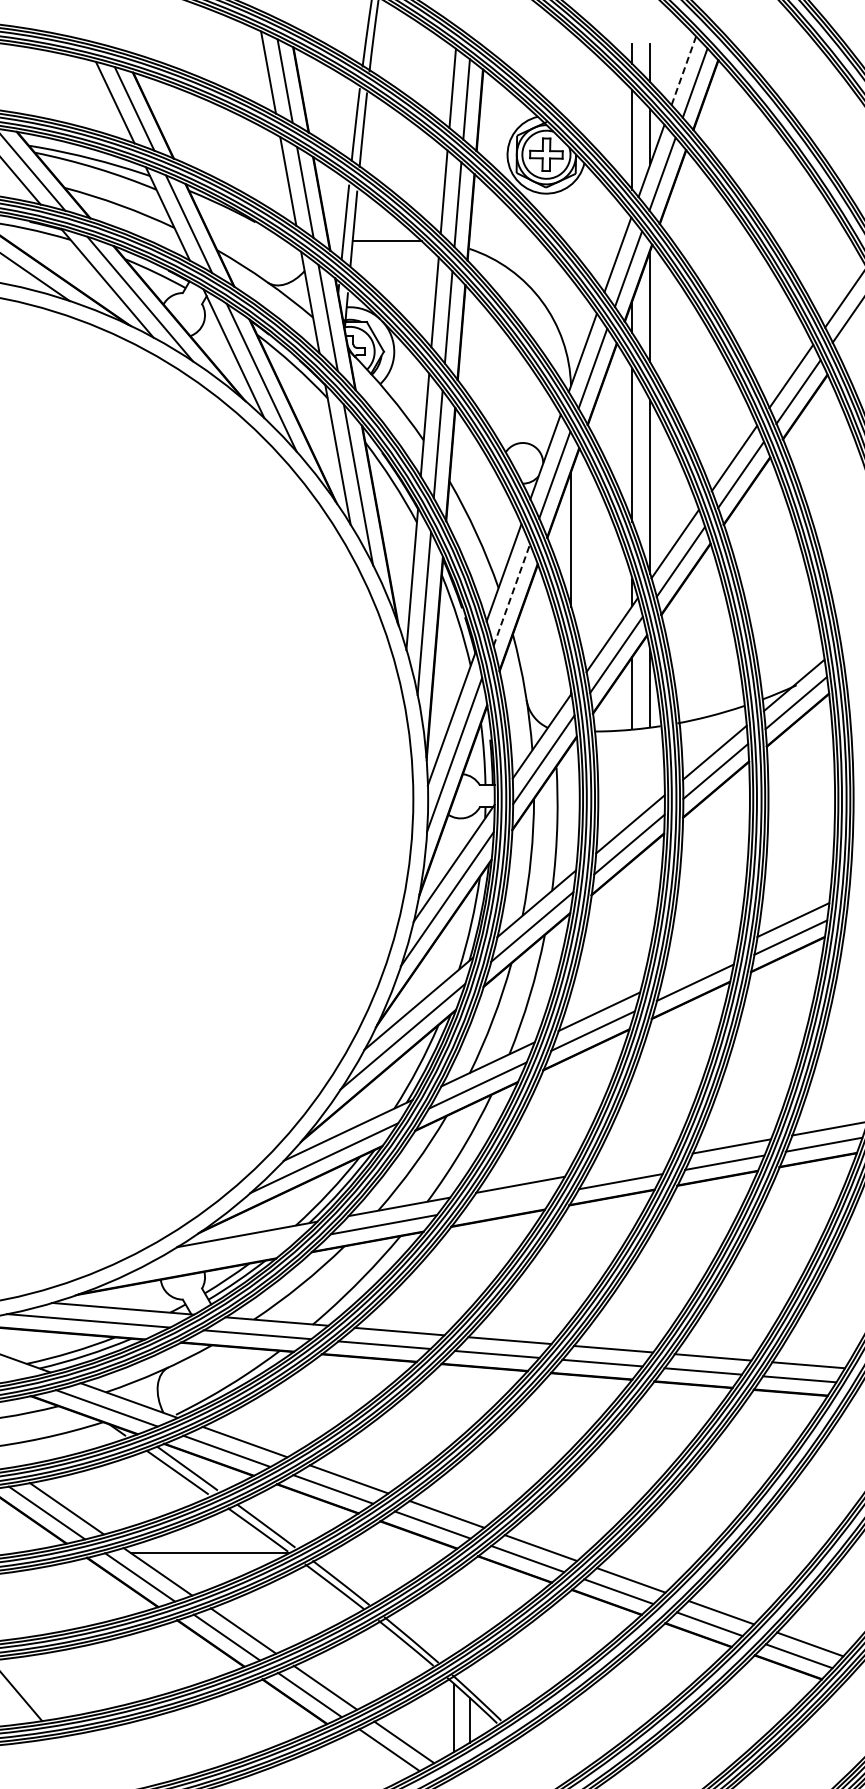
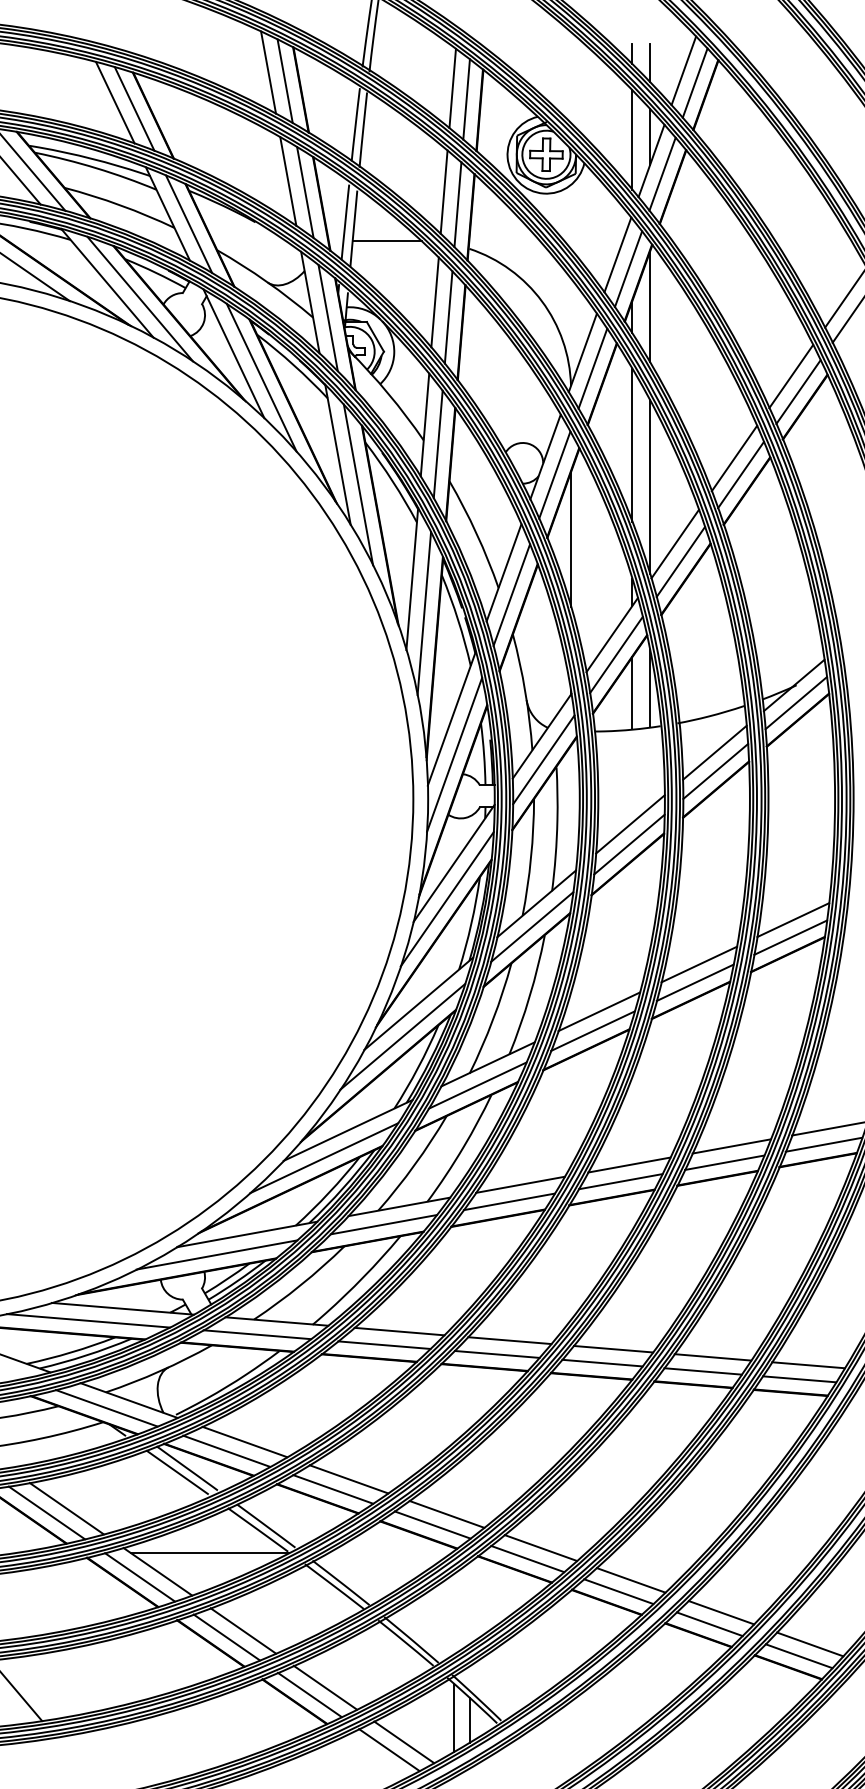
line: dashed -> solid (684, 70)
line: dashed -> solid (511, 595)
line: none -> present (699, 964)
line: none -> present (629, 1164)
line: none -> present (508, 1201)
line: none -> present (216, 1254)
